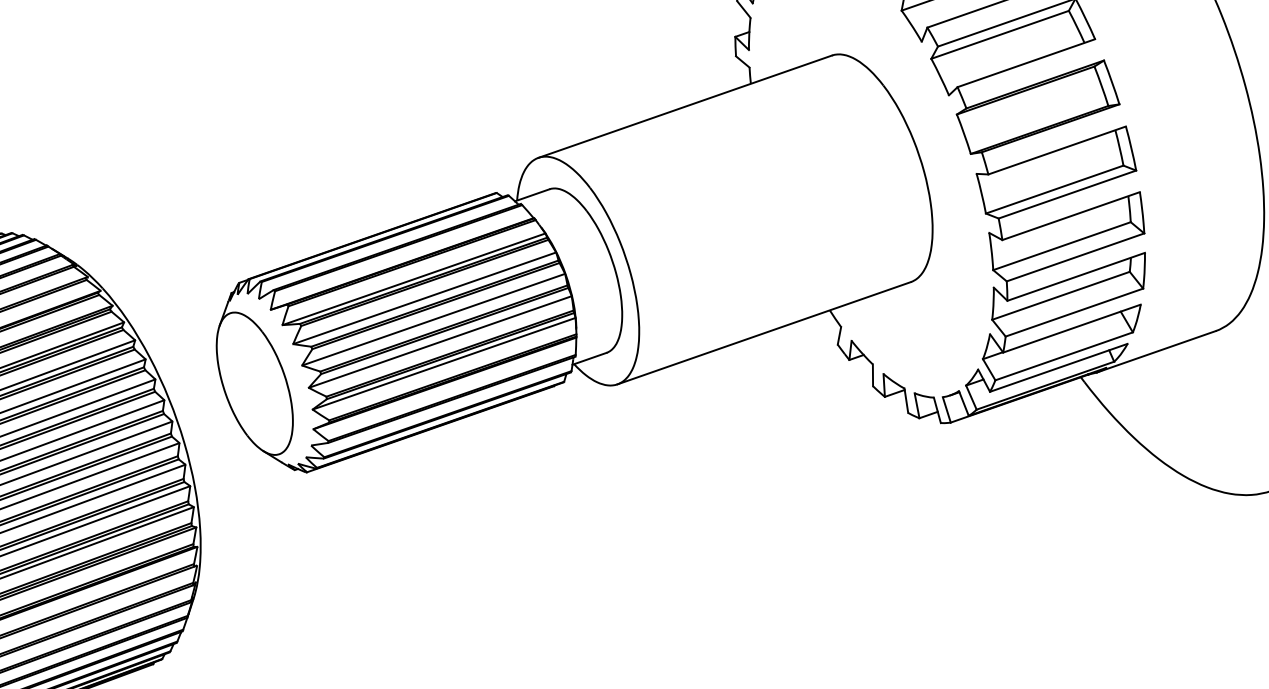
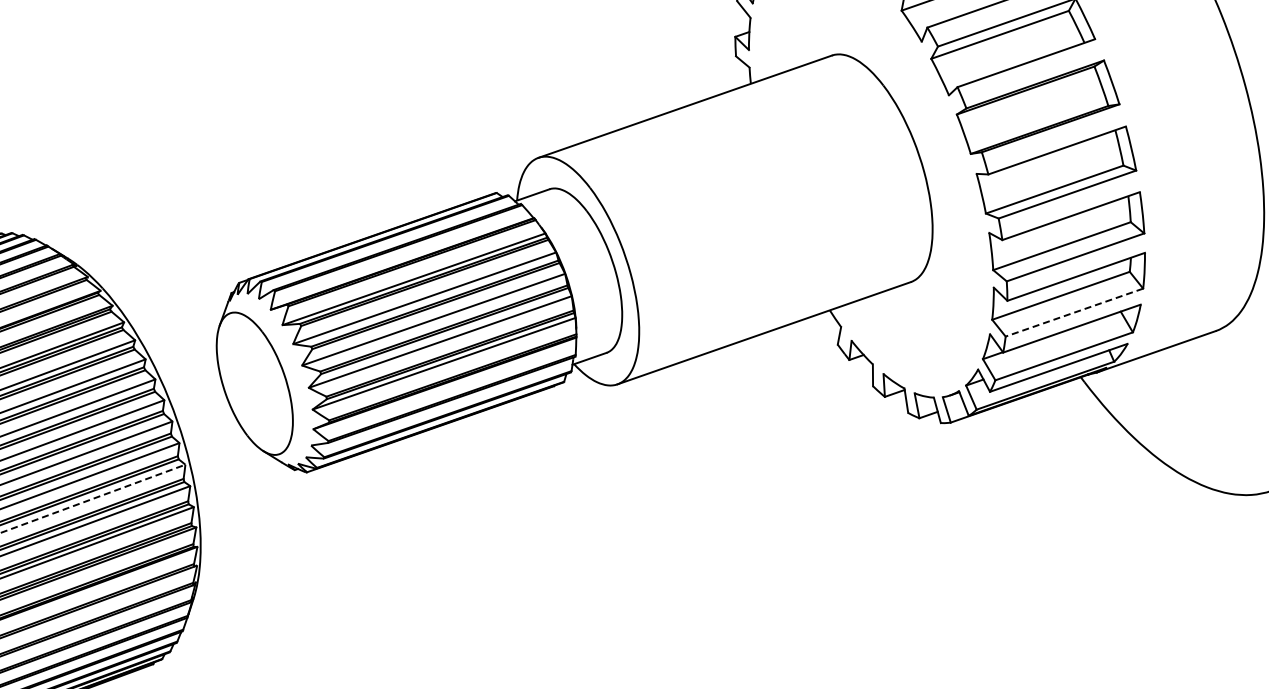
line: solid -> dashed (1074, 312)
line: solid -> dashed (93, 498)
